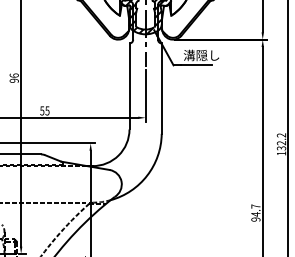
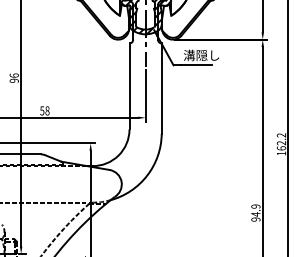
text: 55 -> 58 (47, 110)
text: 132.2 -> 162.2 (281, 148)
text: 94.7 -> 94.9 (255, 206)
